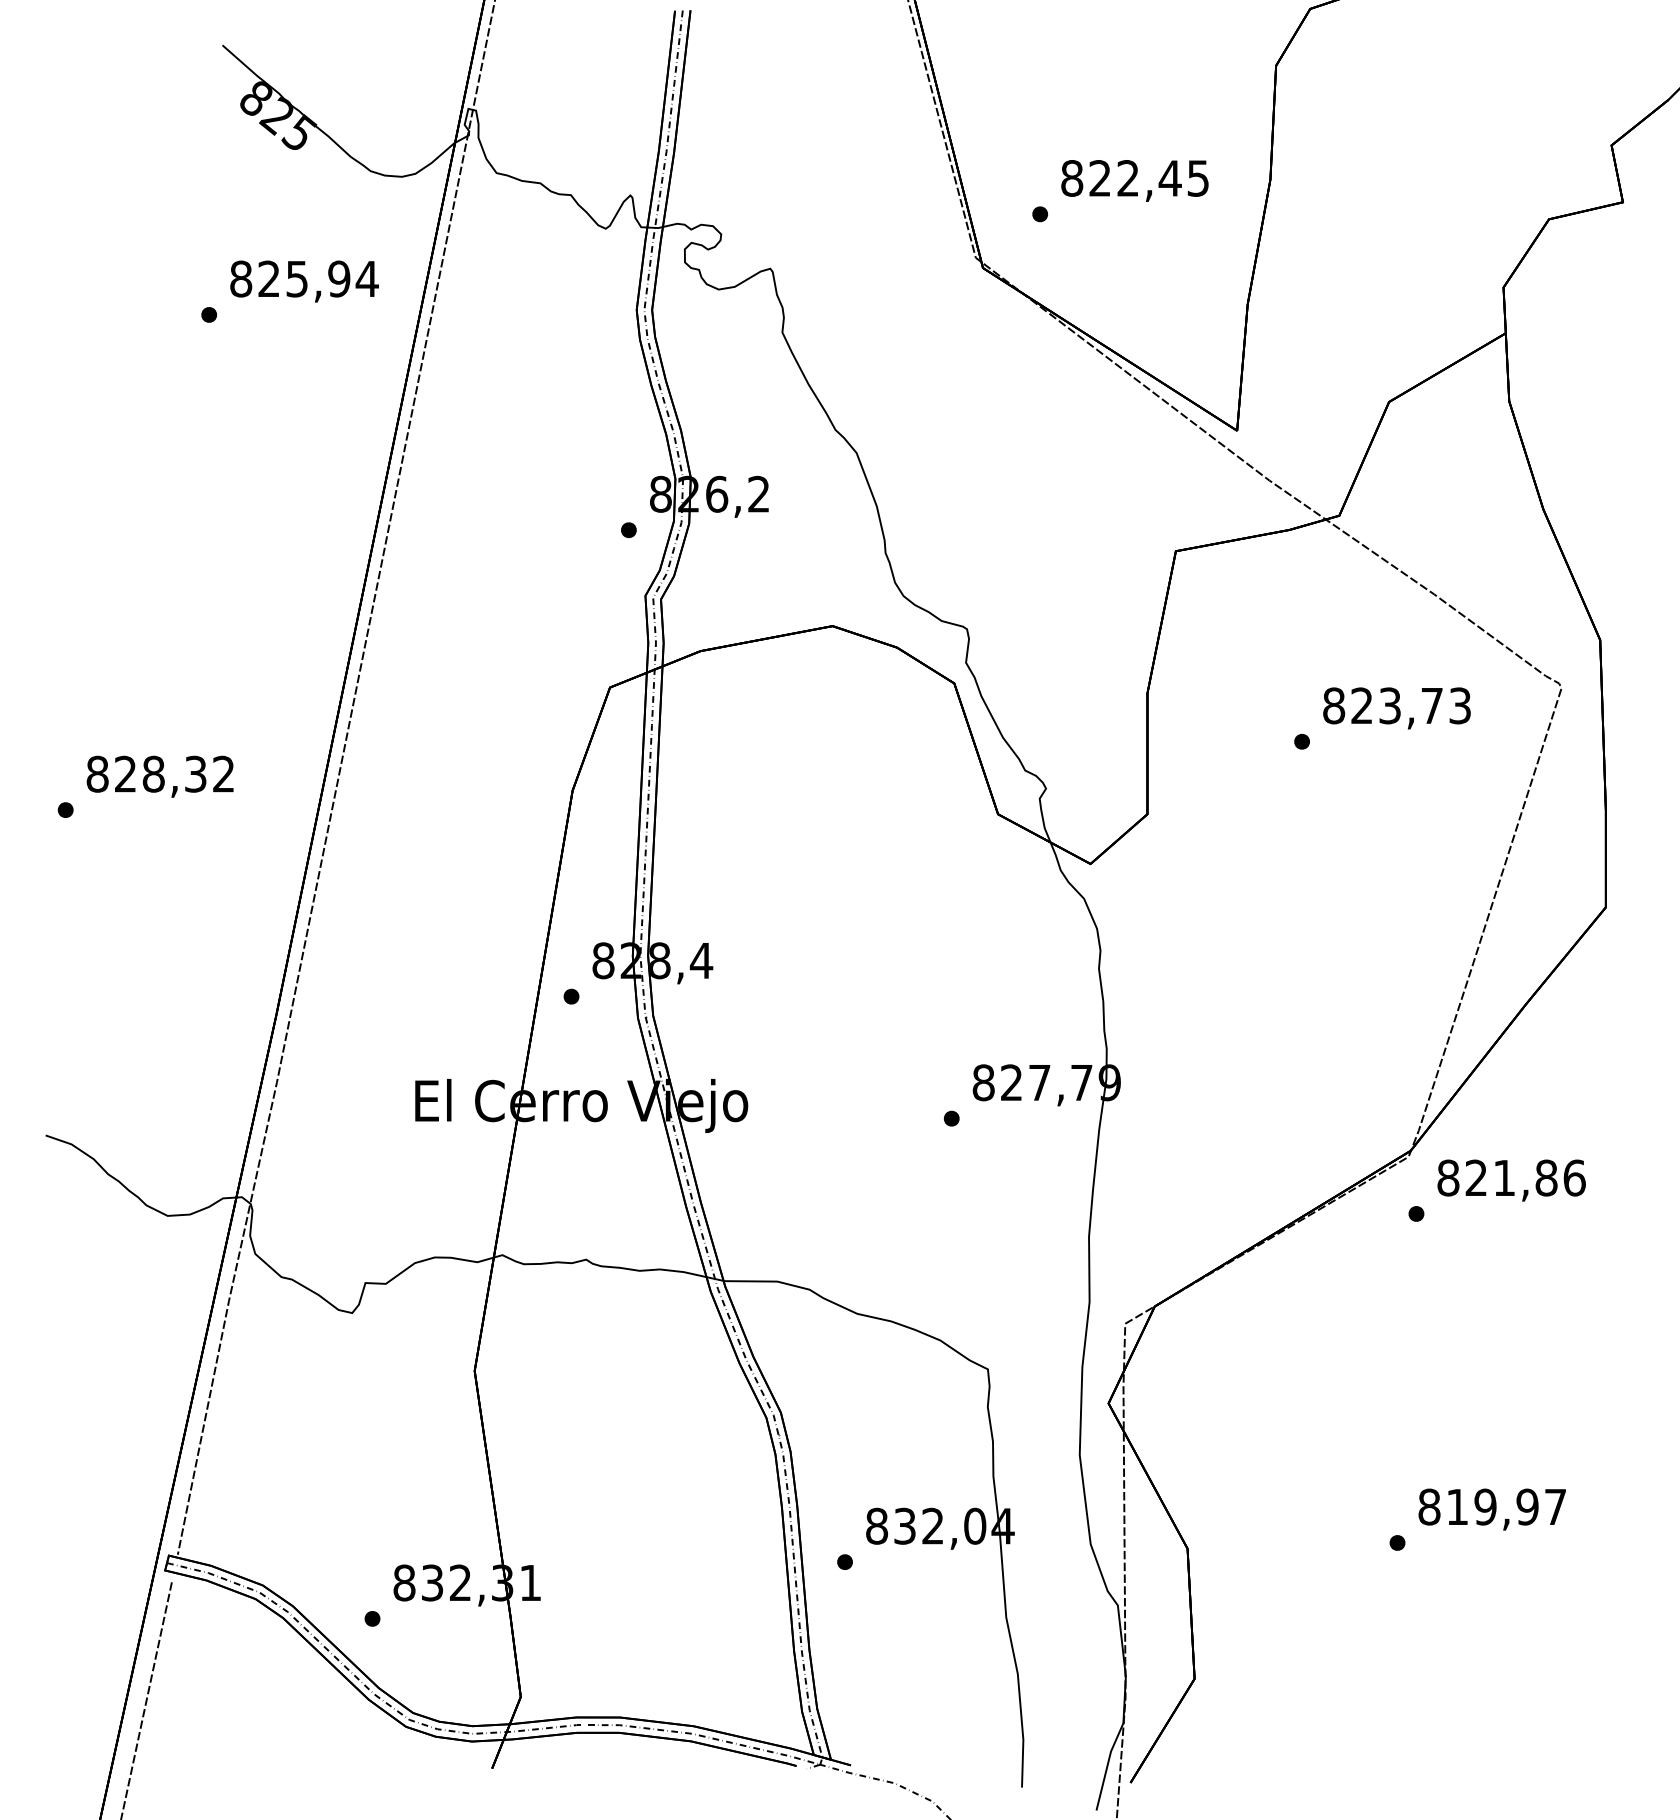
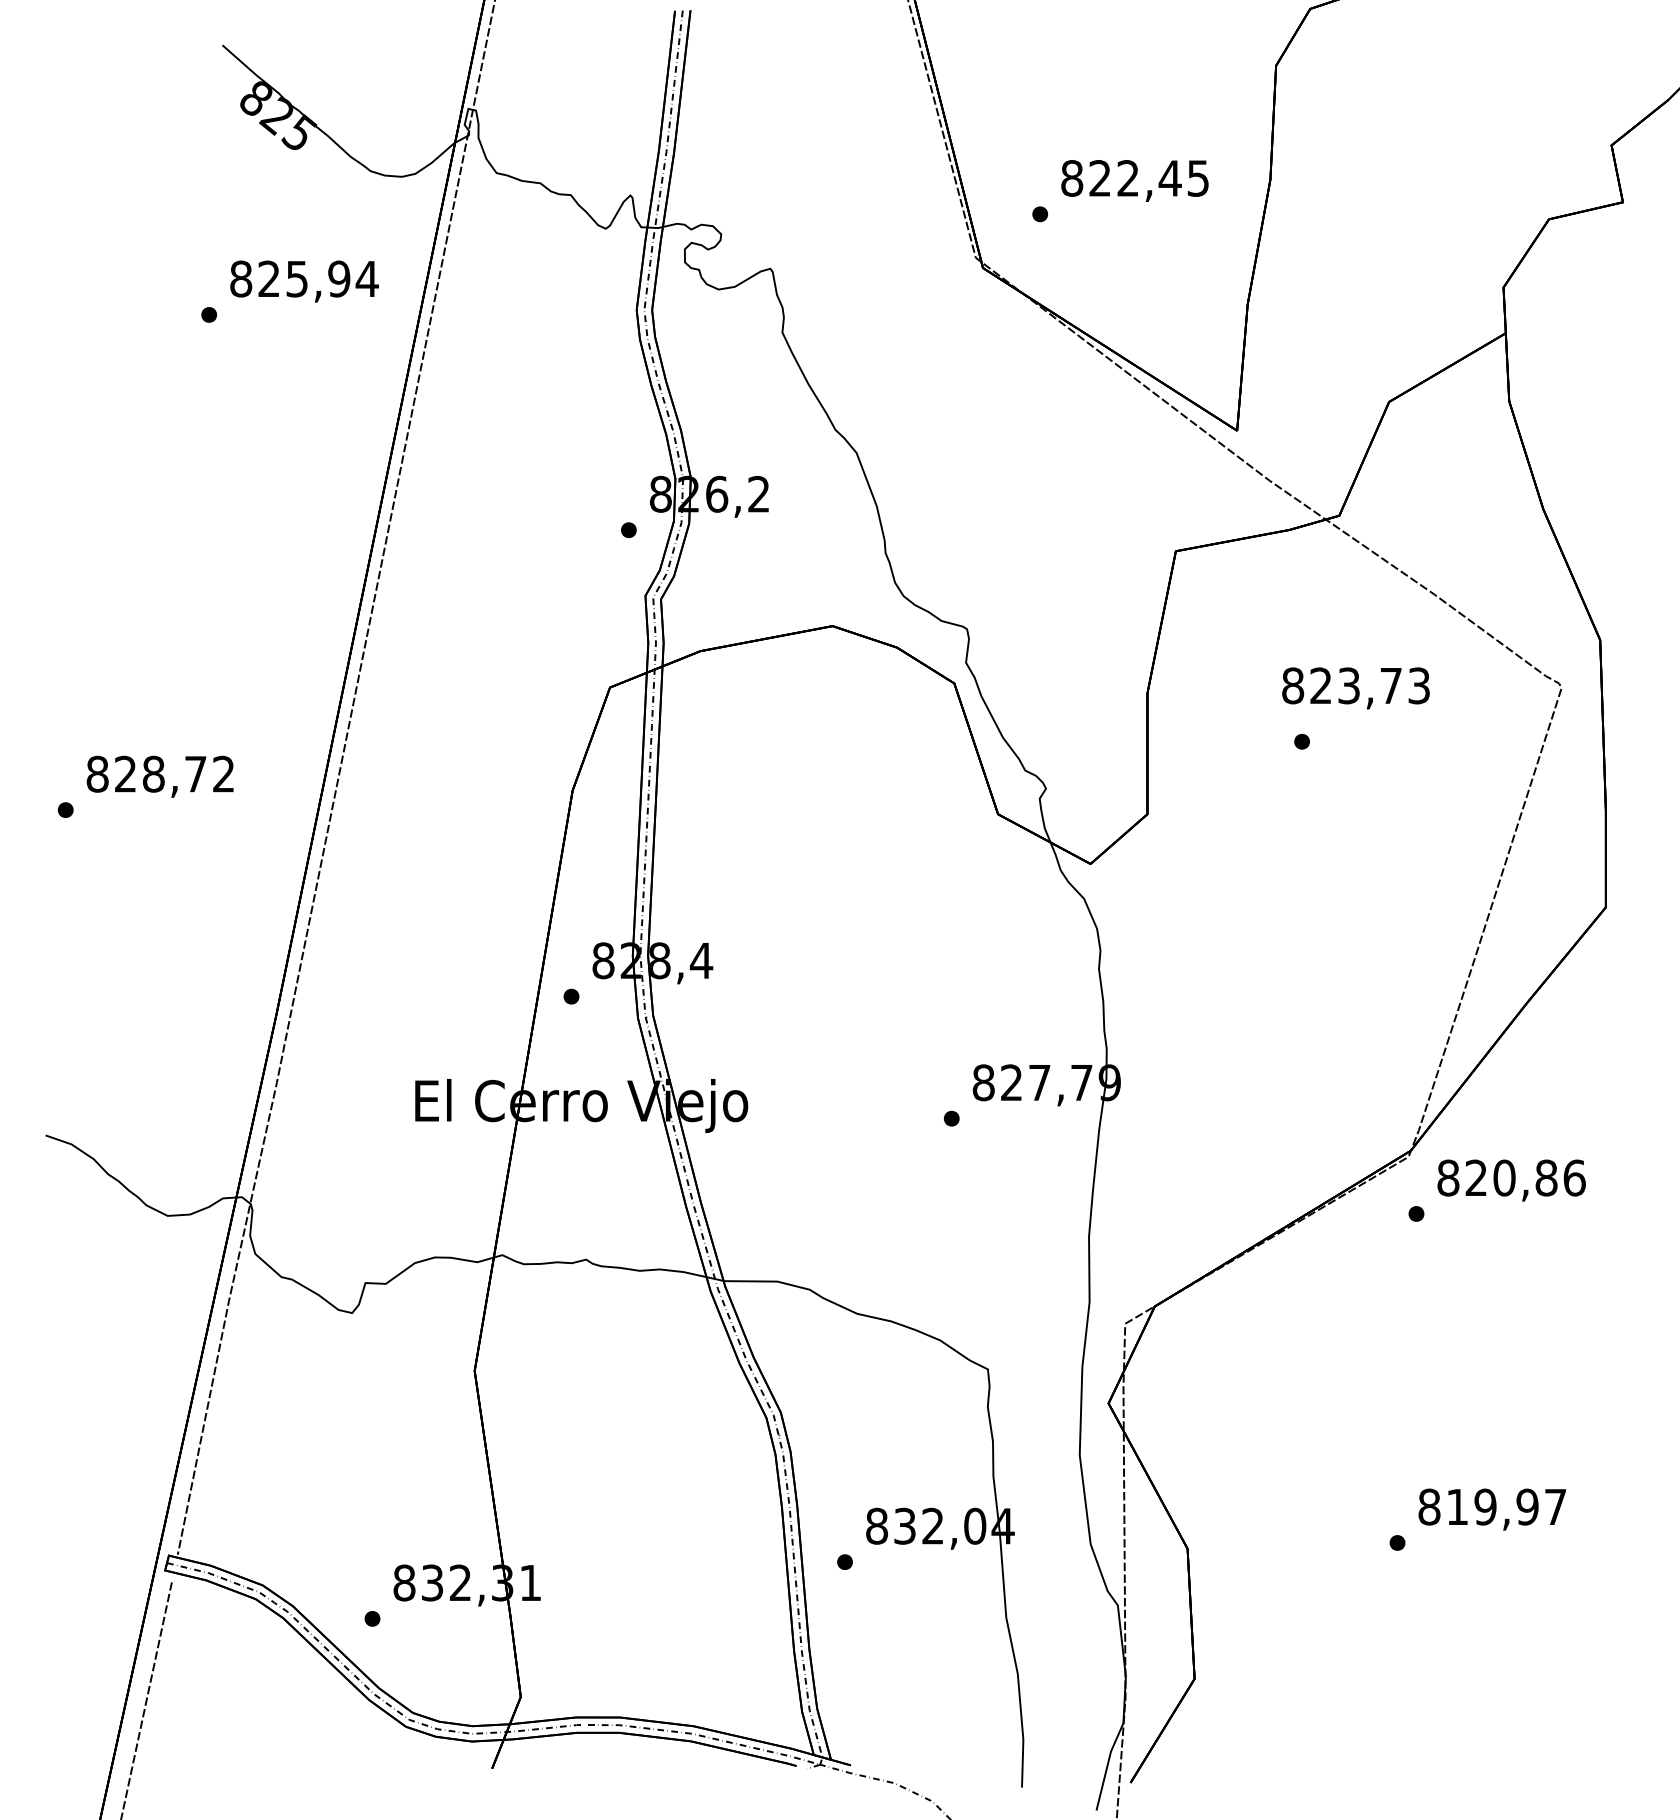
text position: (1396, 708) -> (1355, 688) (1355, 688)
text: 828,32 -> 828,72 (195, 773)
text: 821,86 -> 820,86 (1504, 1177)
